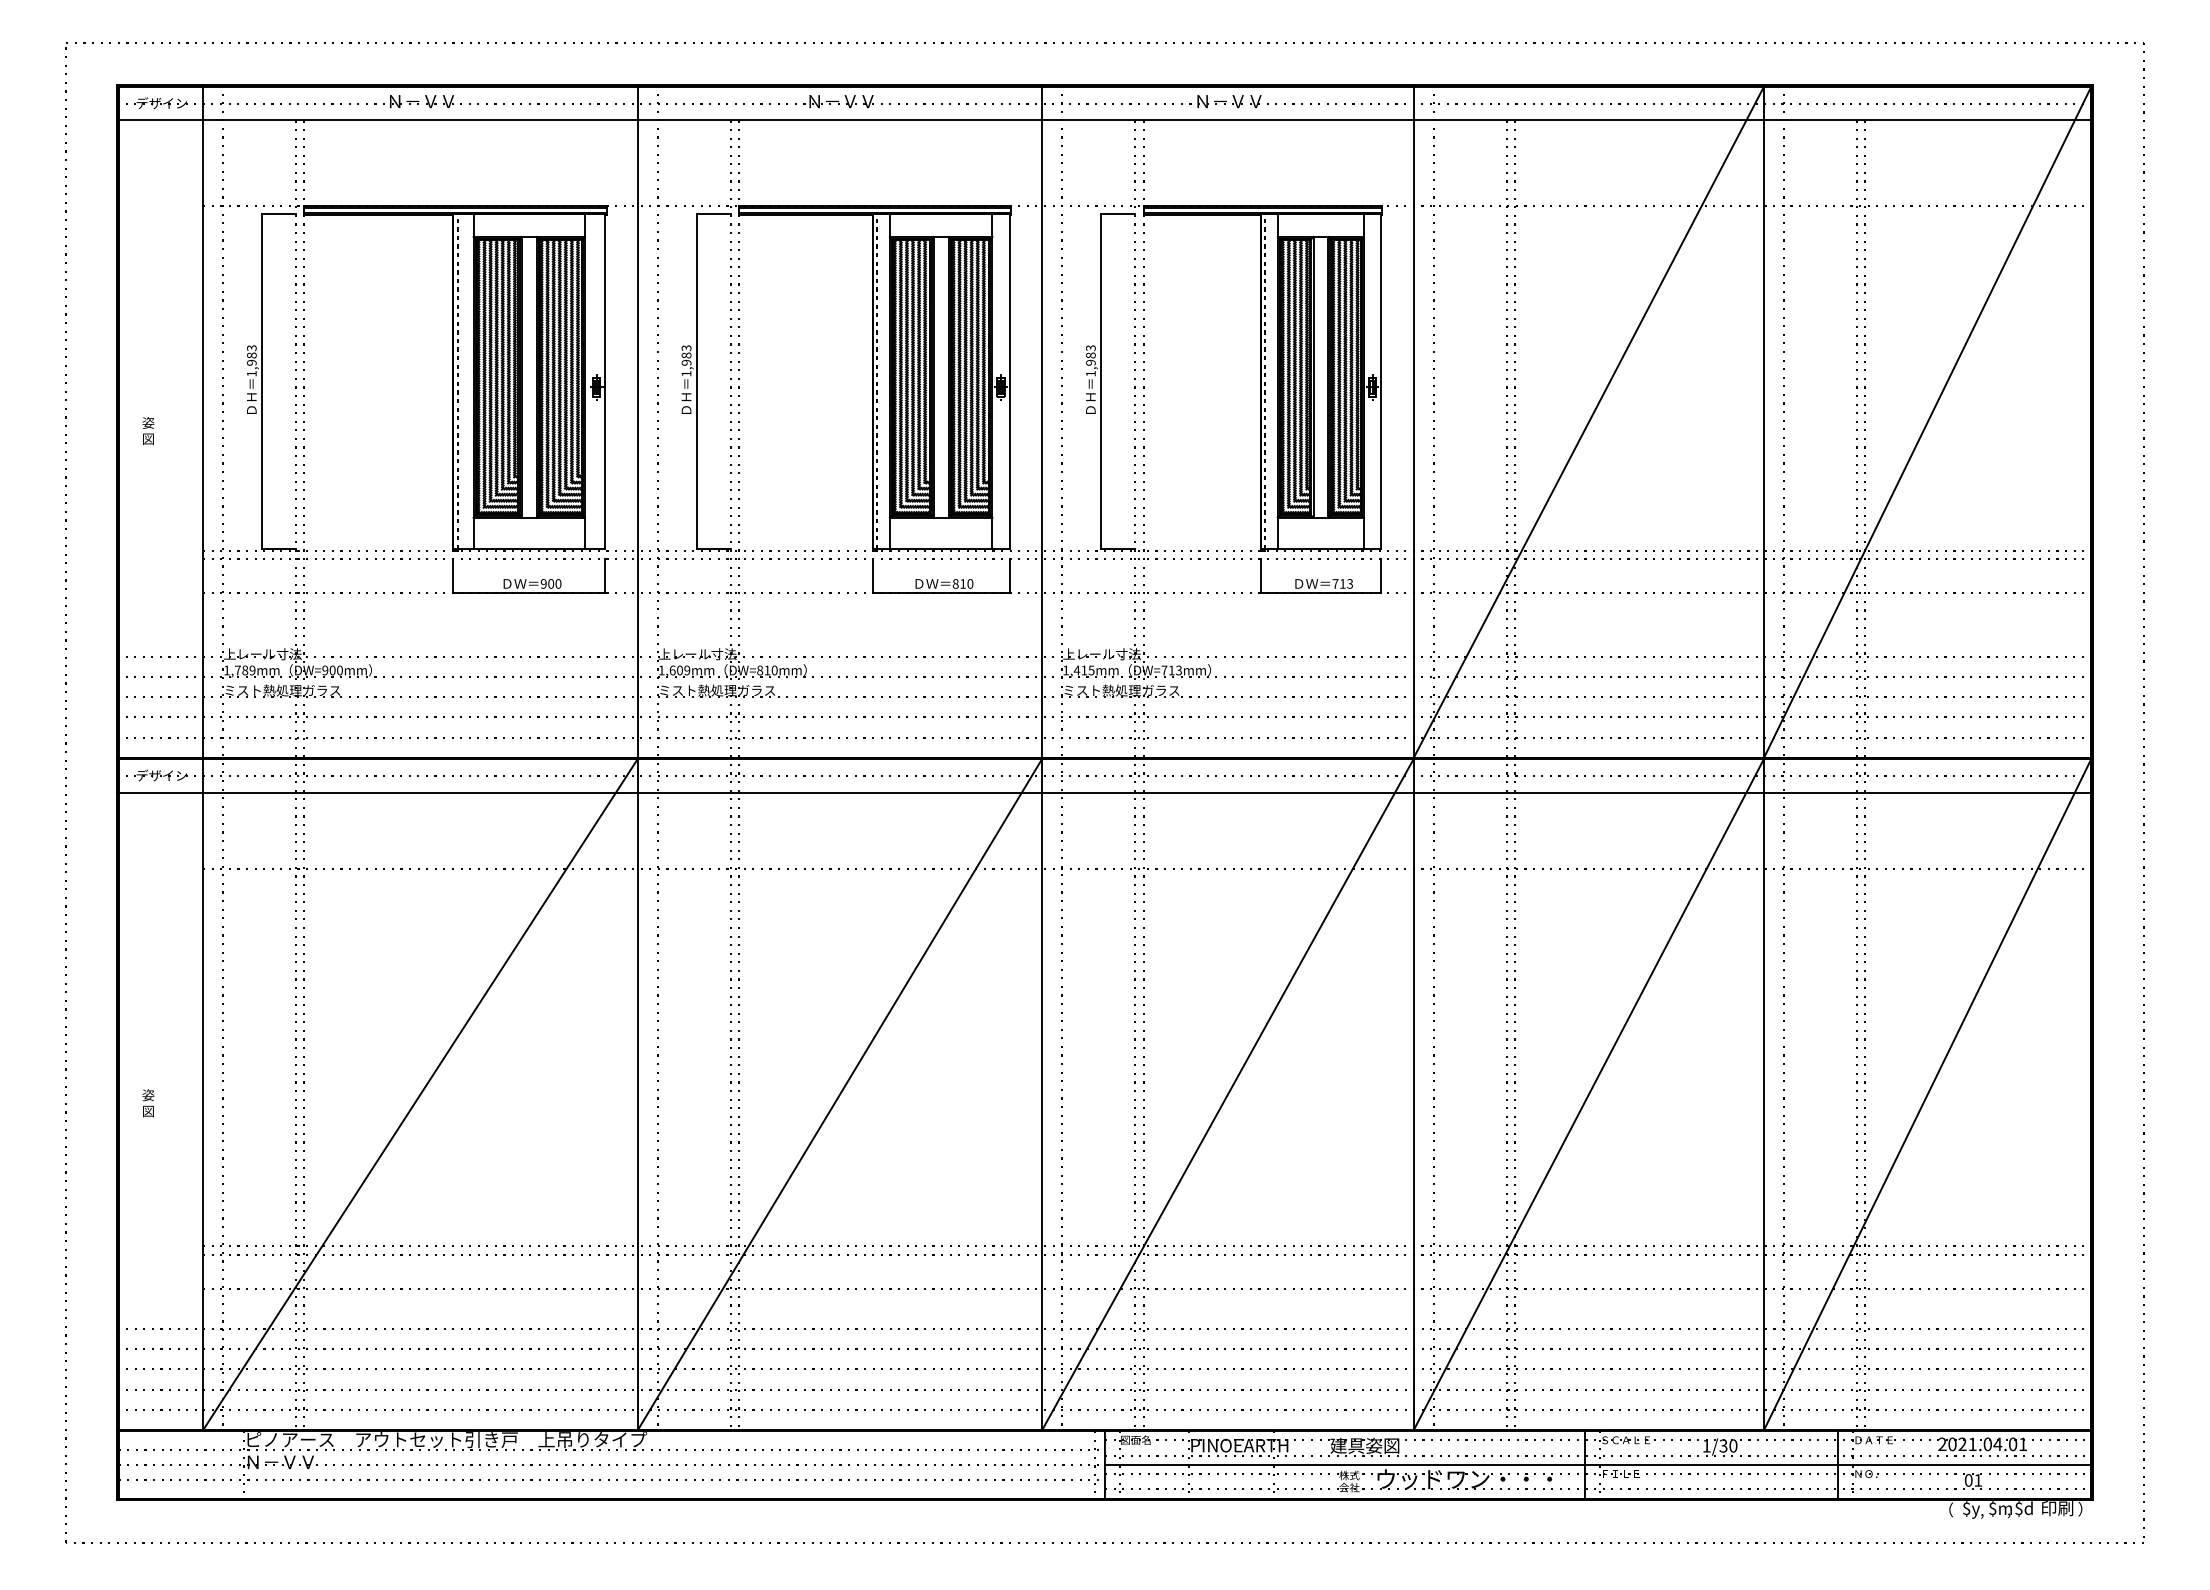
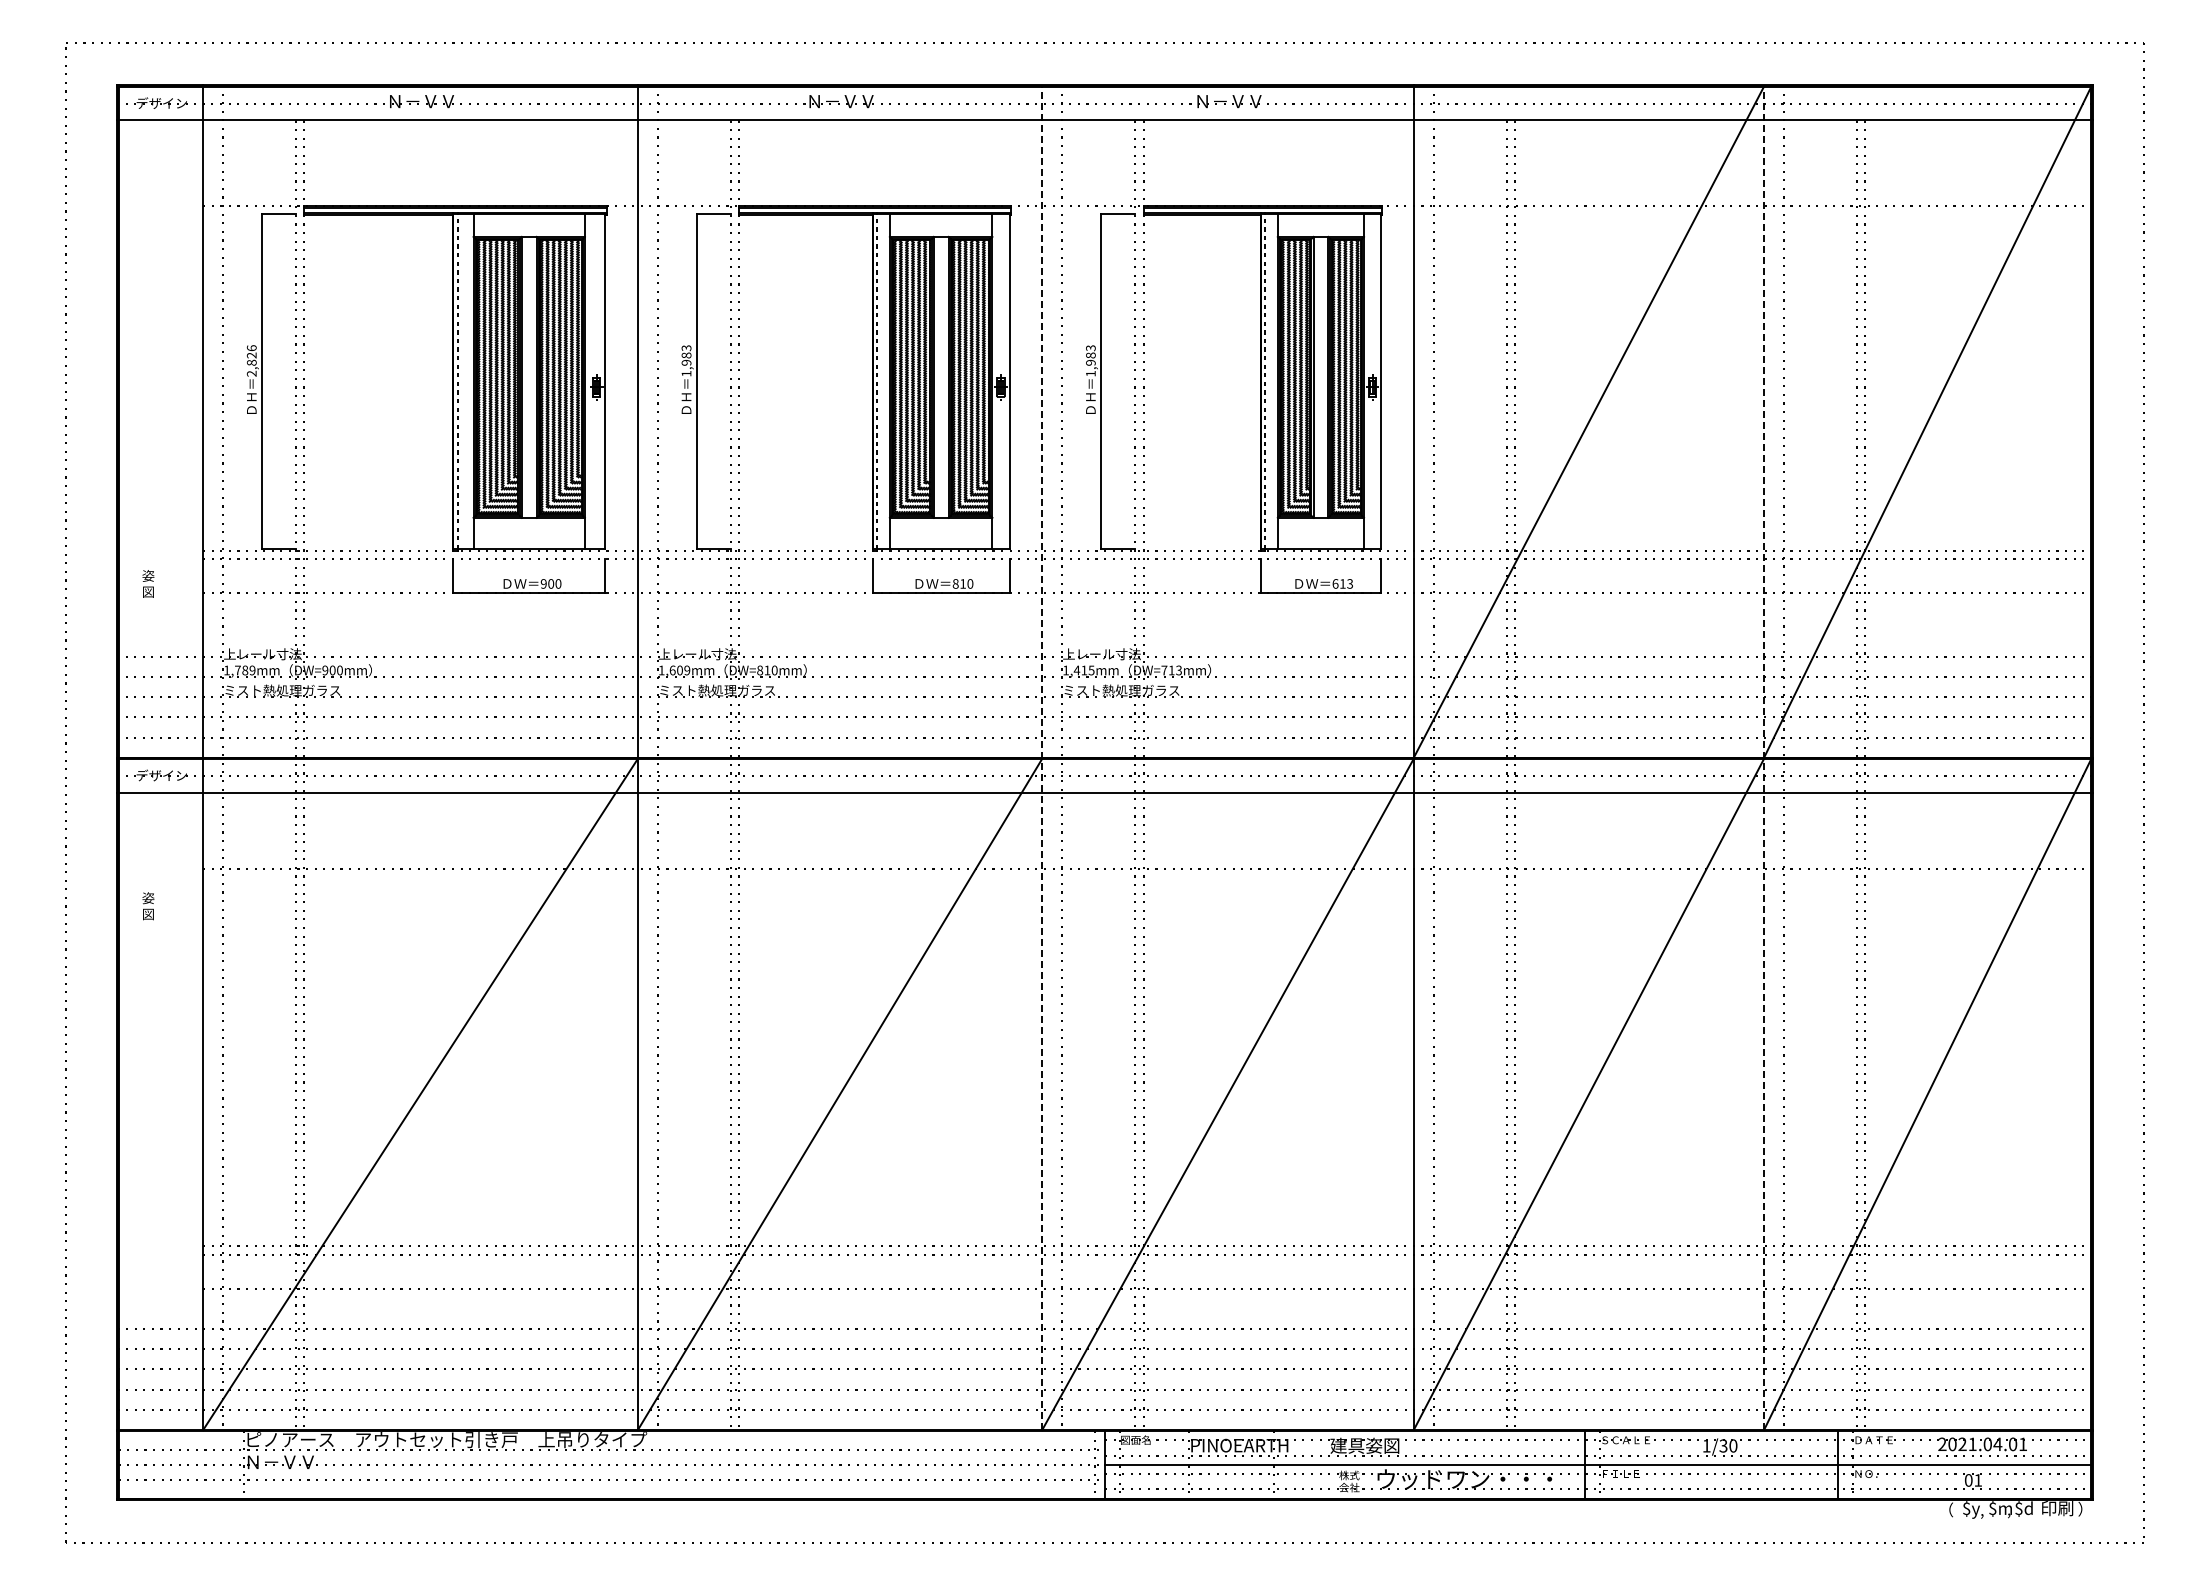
text: 1,983 -> 2,826 (251, 360)
text position: (148, 430) -> (148, 583) (148, 583)
text: 713 -> 613 (1335, 583)
line: solid -> dashed (1042, 757)
line: solid -> dashed (1764, 757)
text position: (148, 1103) -> (148, 906) (148, 906)
